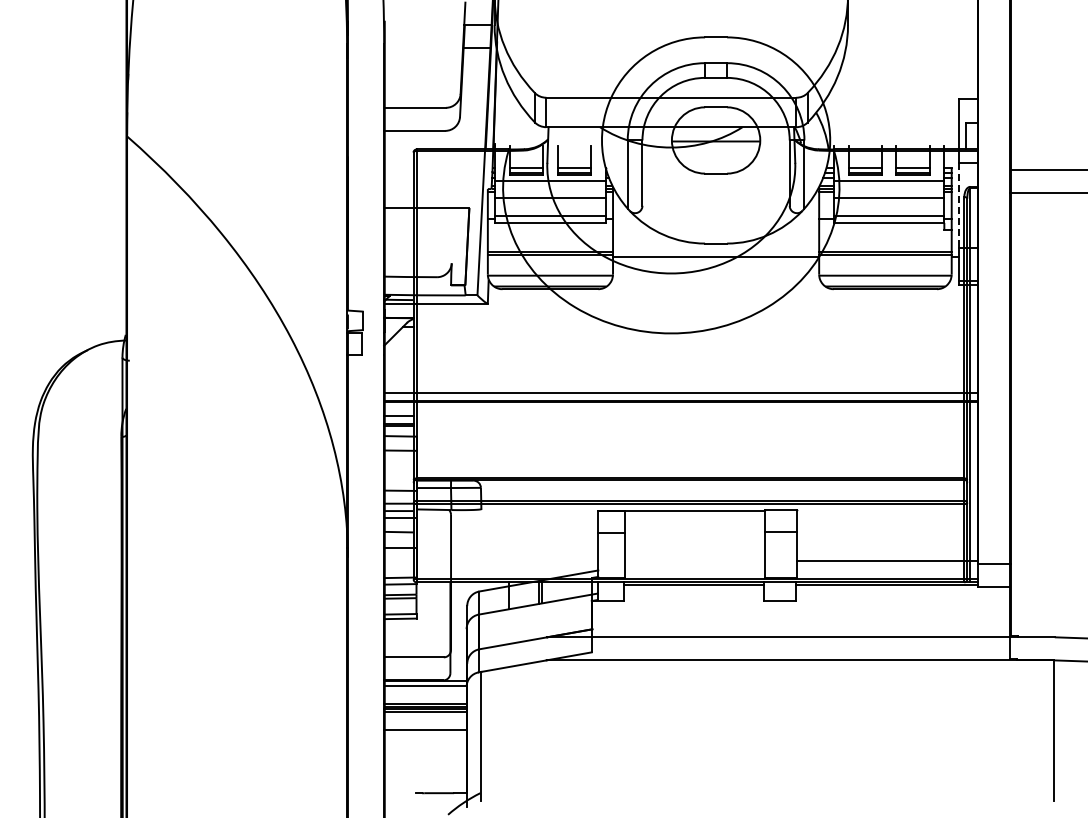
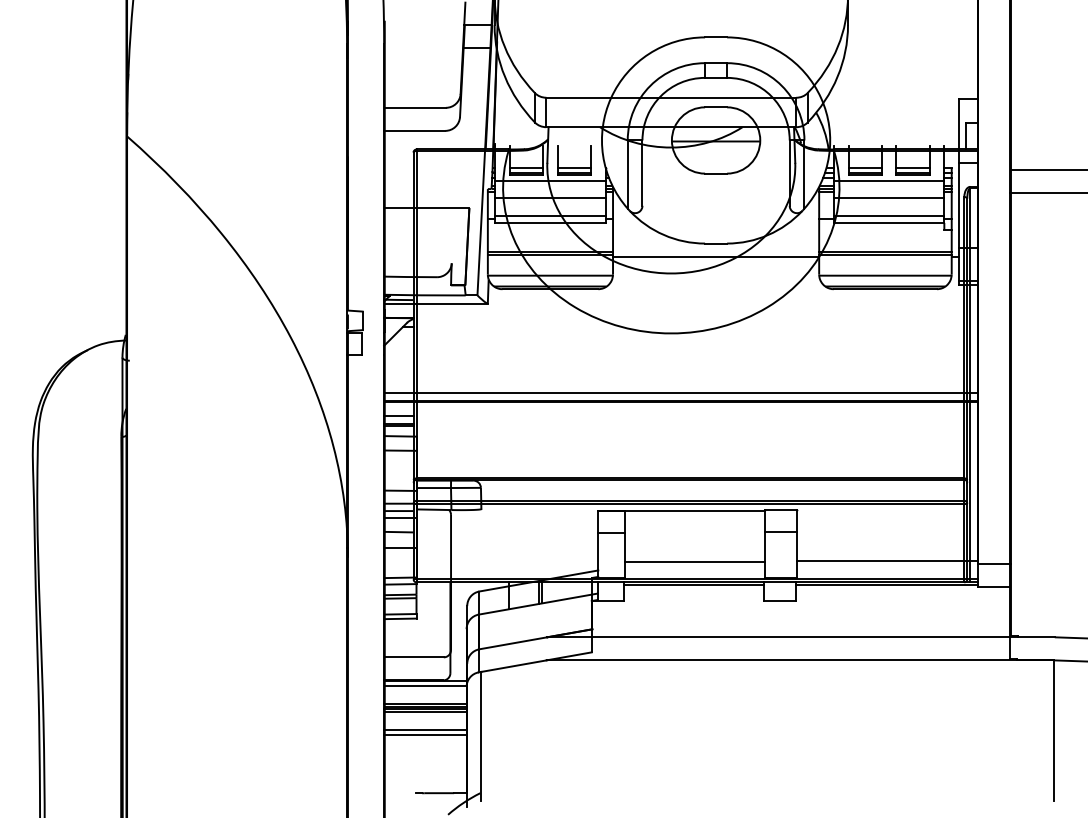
line: dashed -> solid (959, 205)
line: none -> present (694, 561)
line: none -> present (425, 735)
